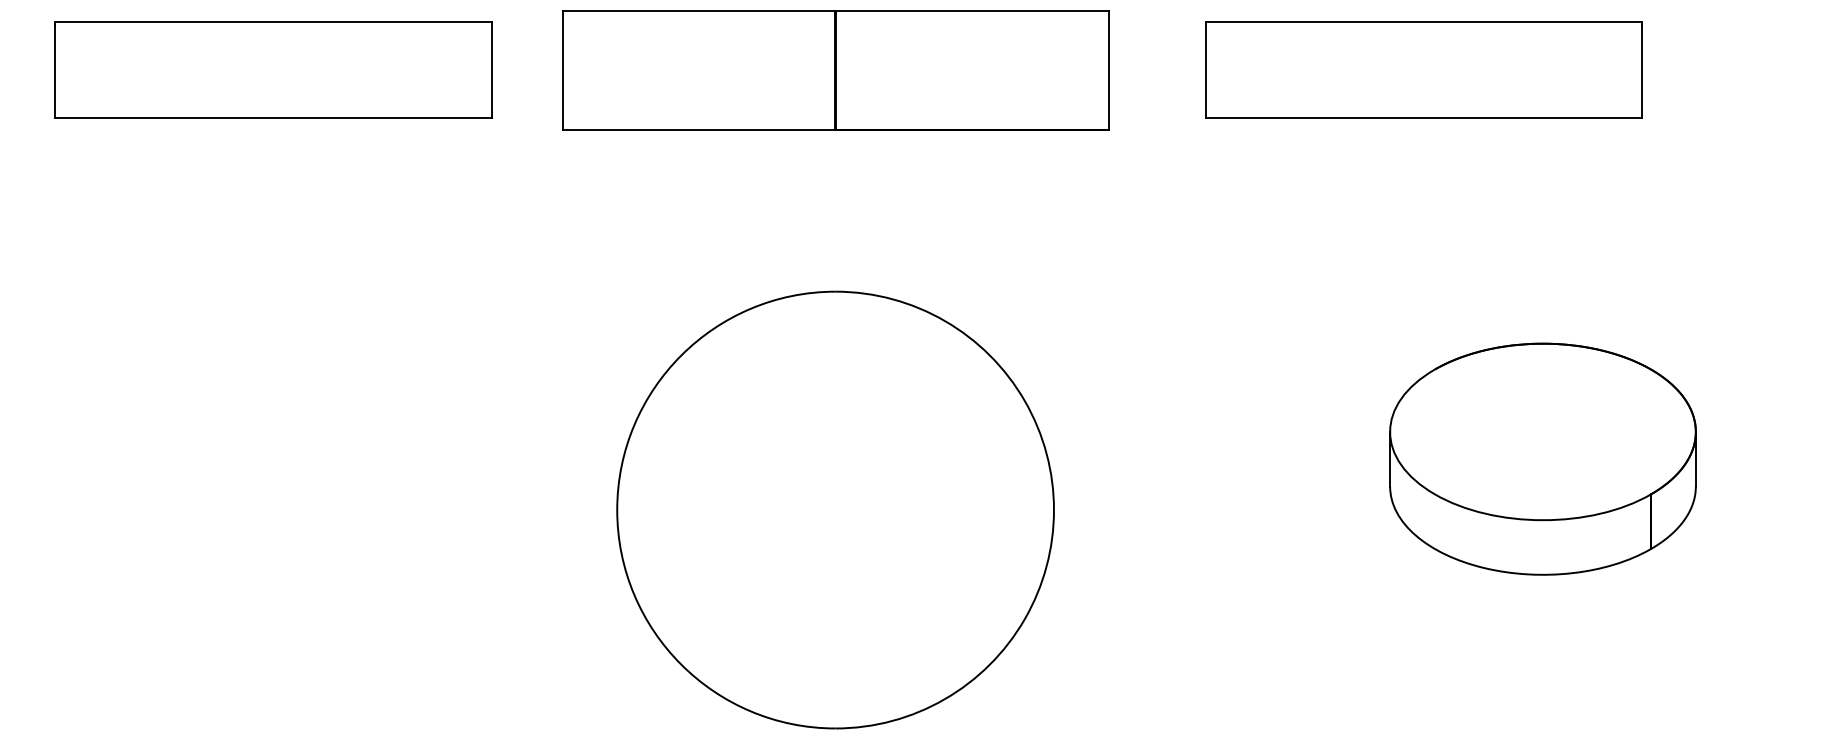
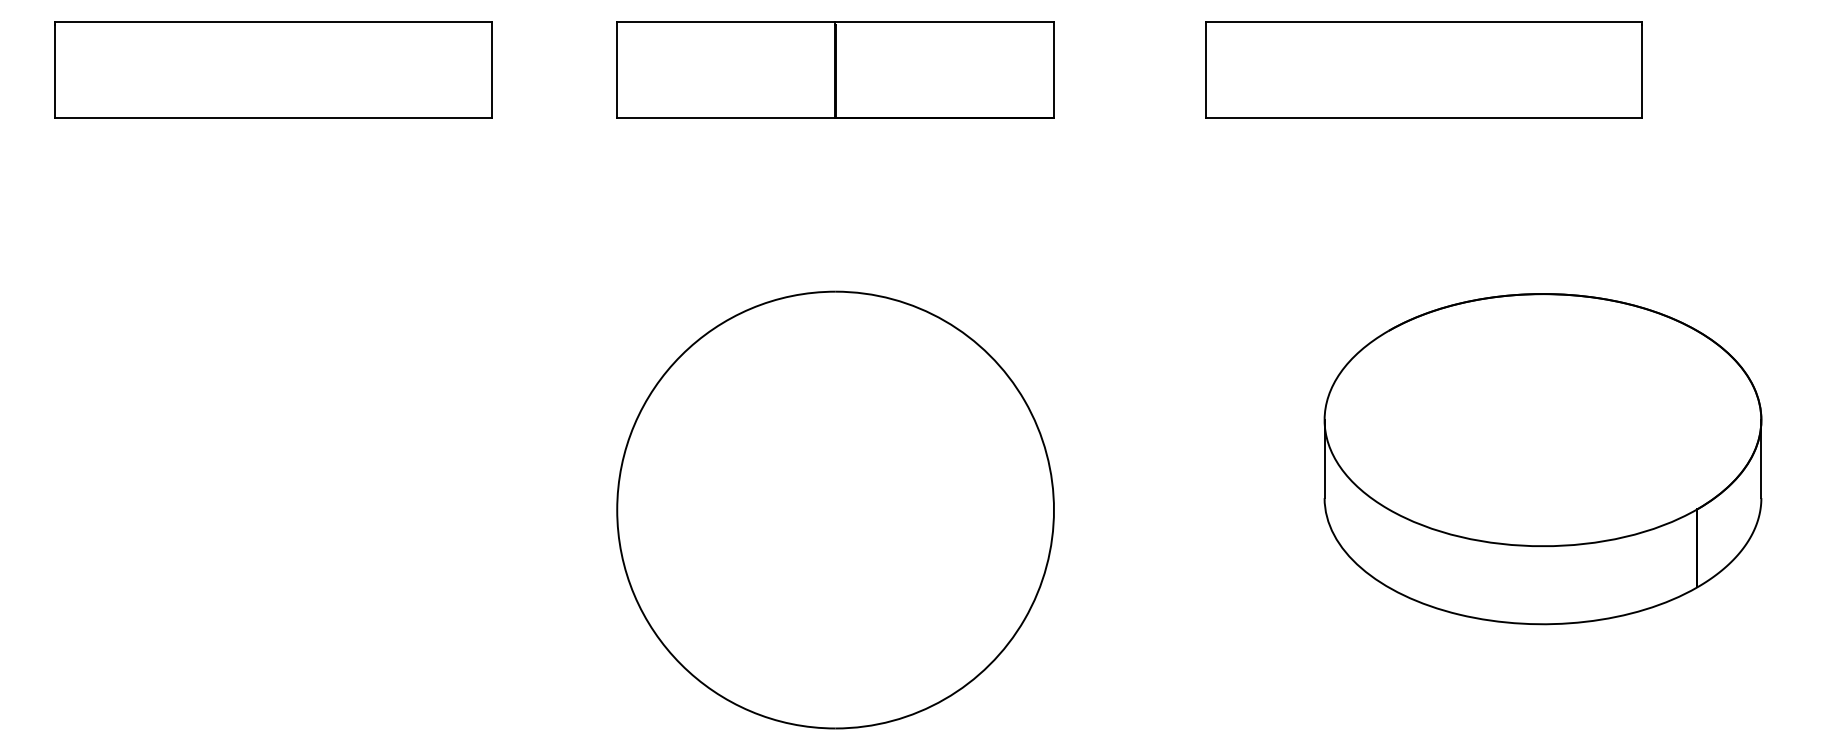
part size: 548x121 px -> 439x98 px (835, 69)
part size: 308x234 px -> 440x333 px (1542, 459)
